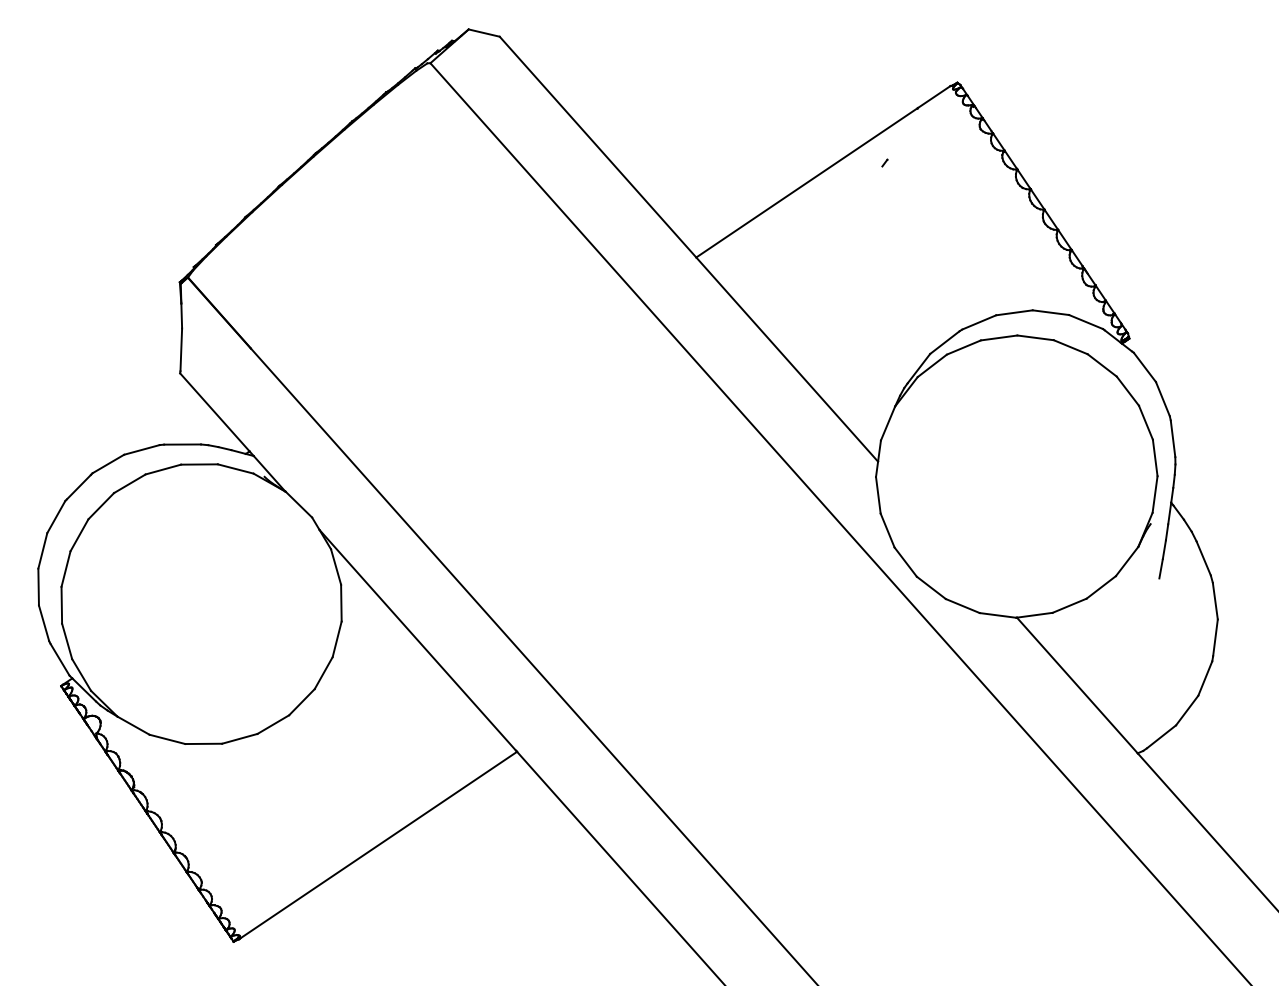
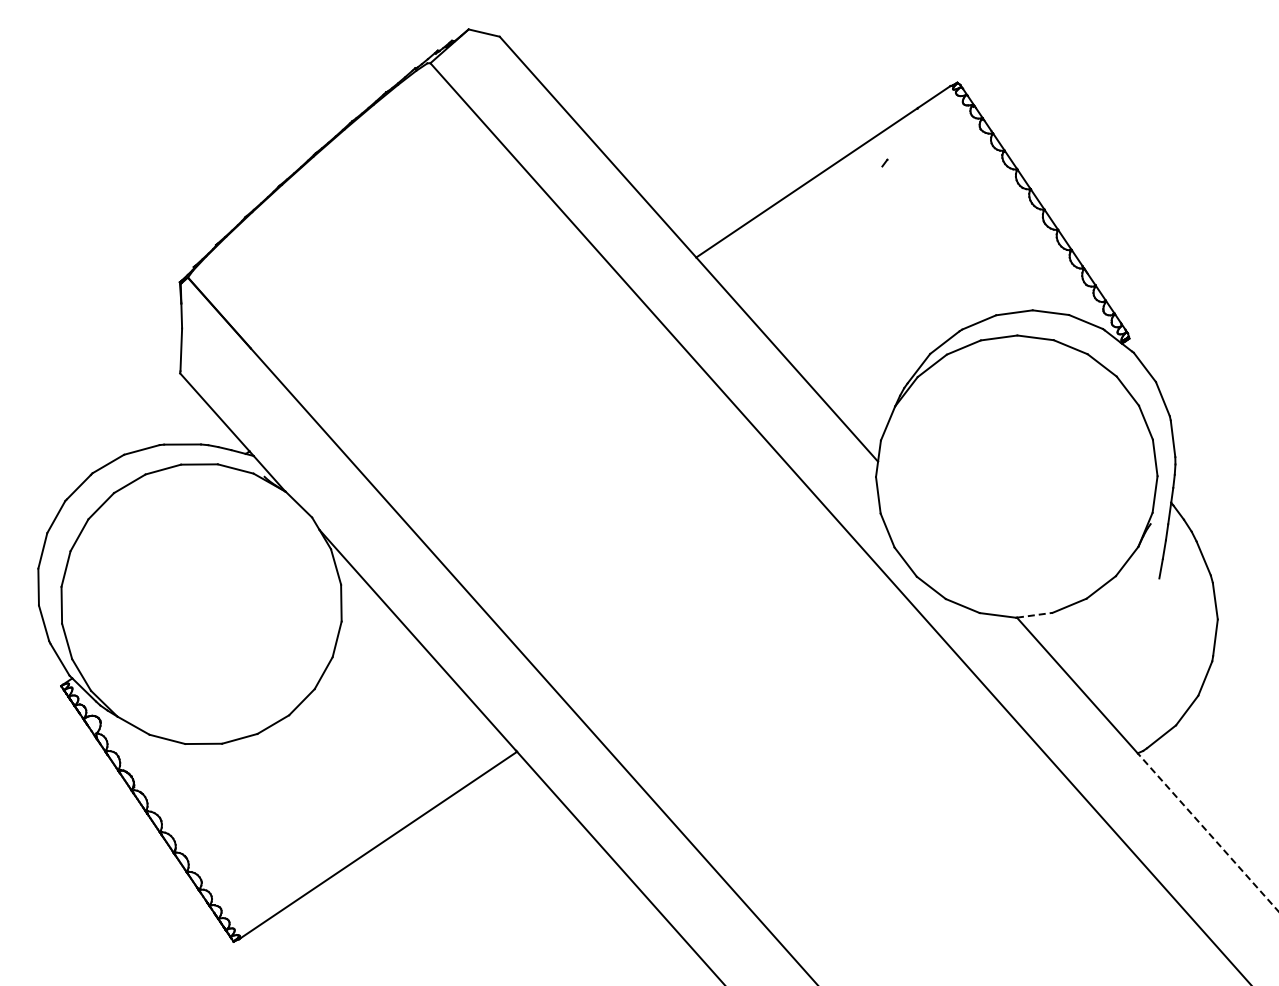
line: solid -> dashed (1034, 615)
line: solid -> dashed (1208, 832)
